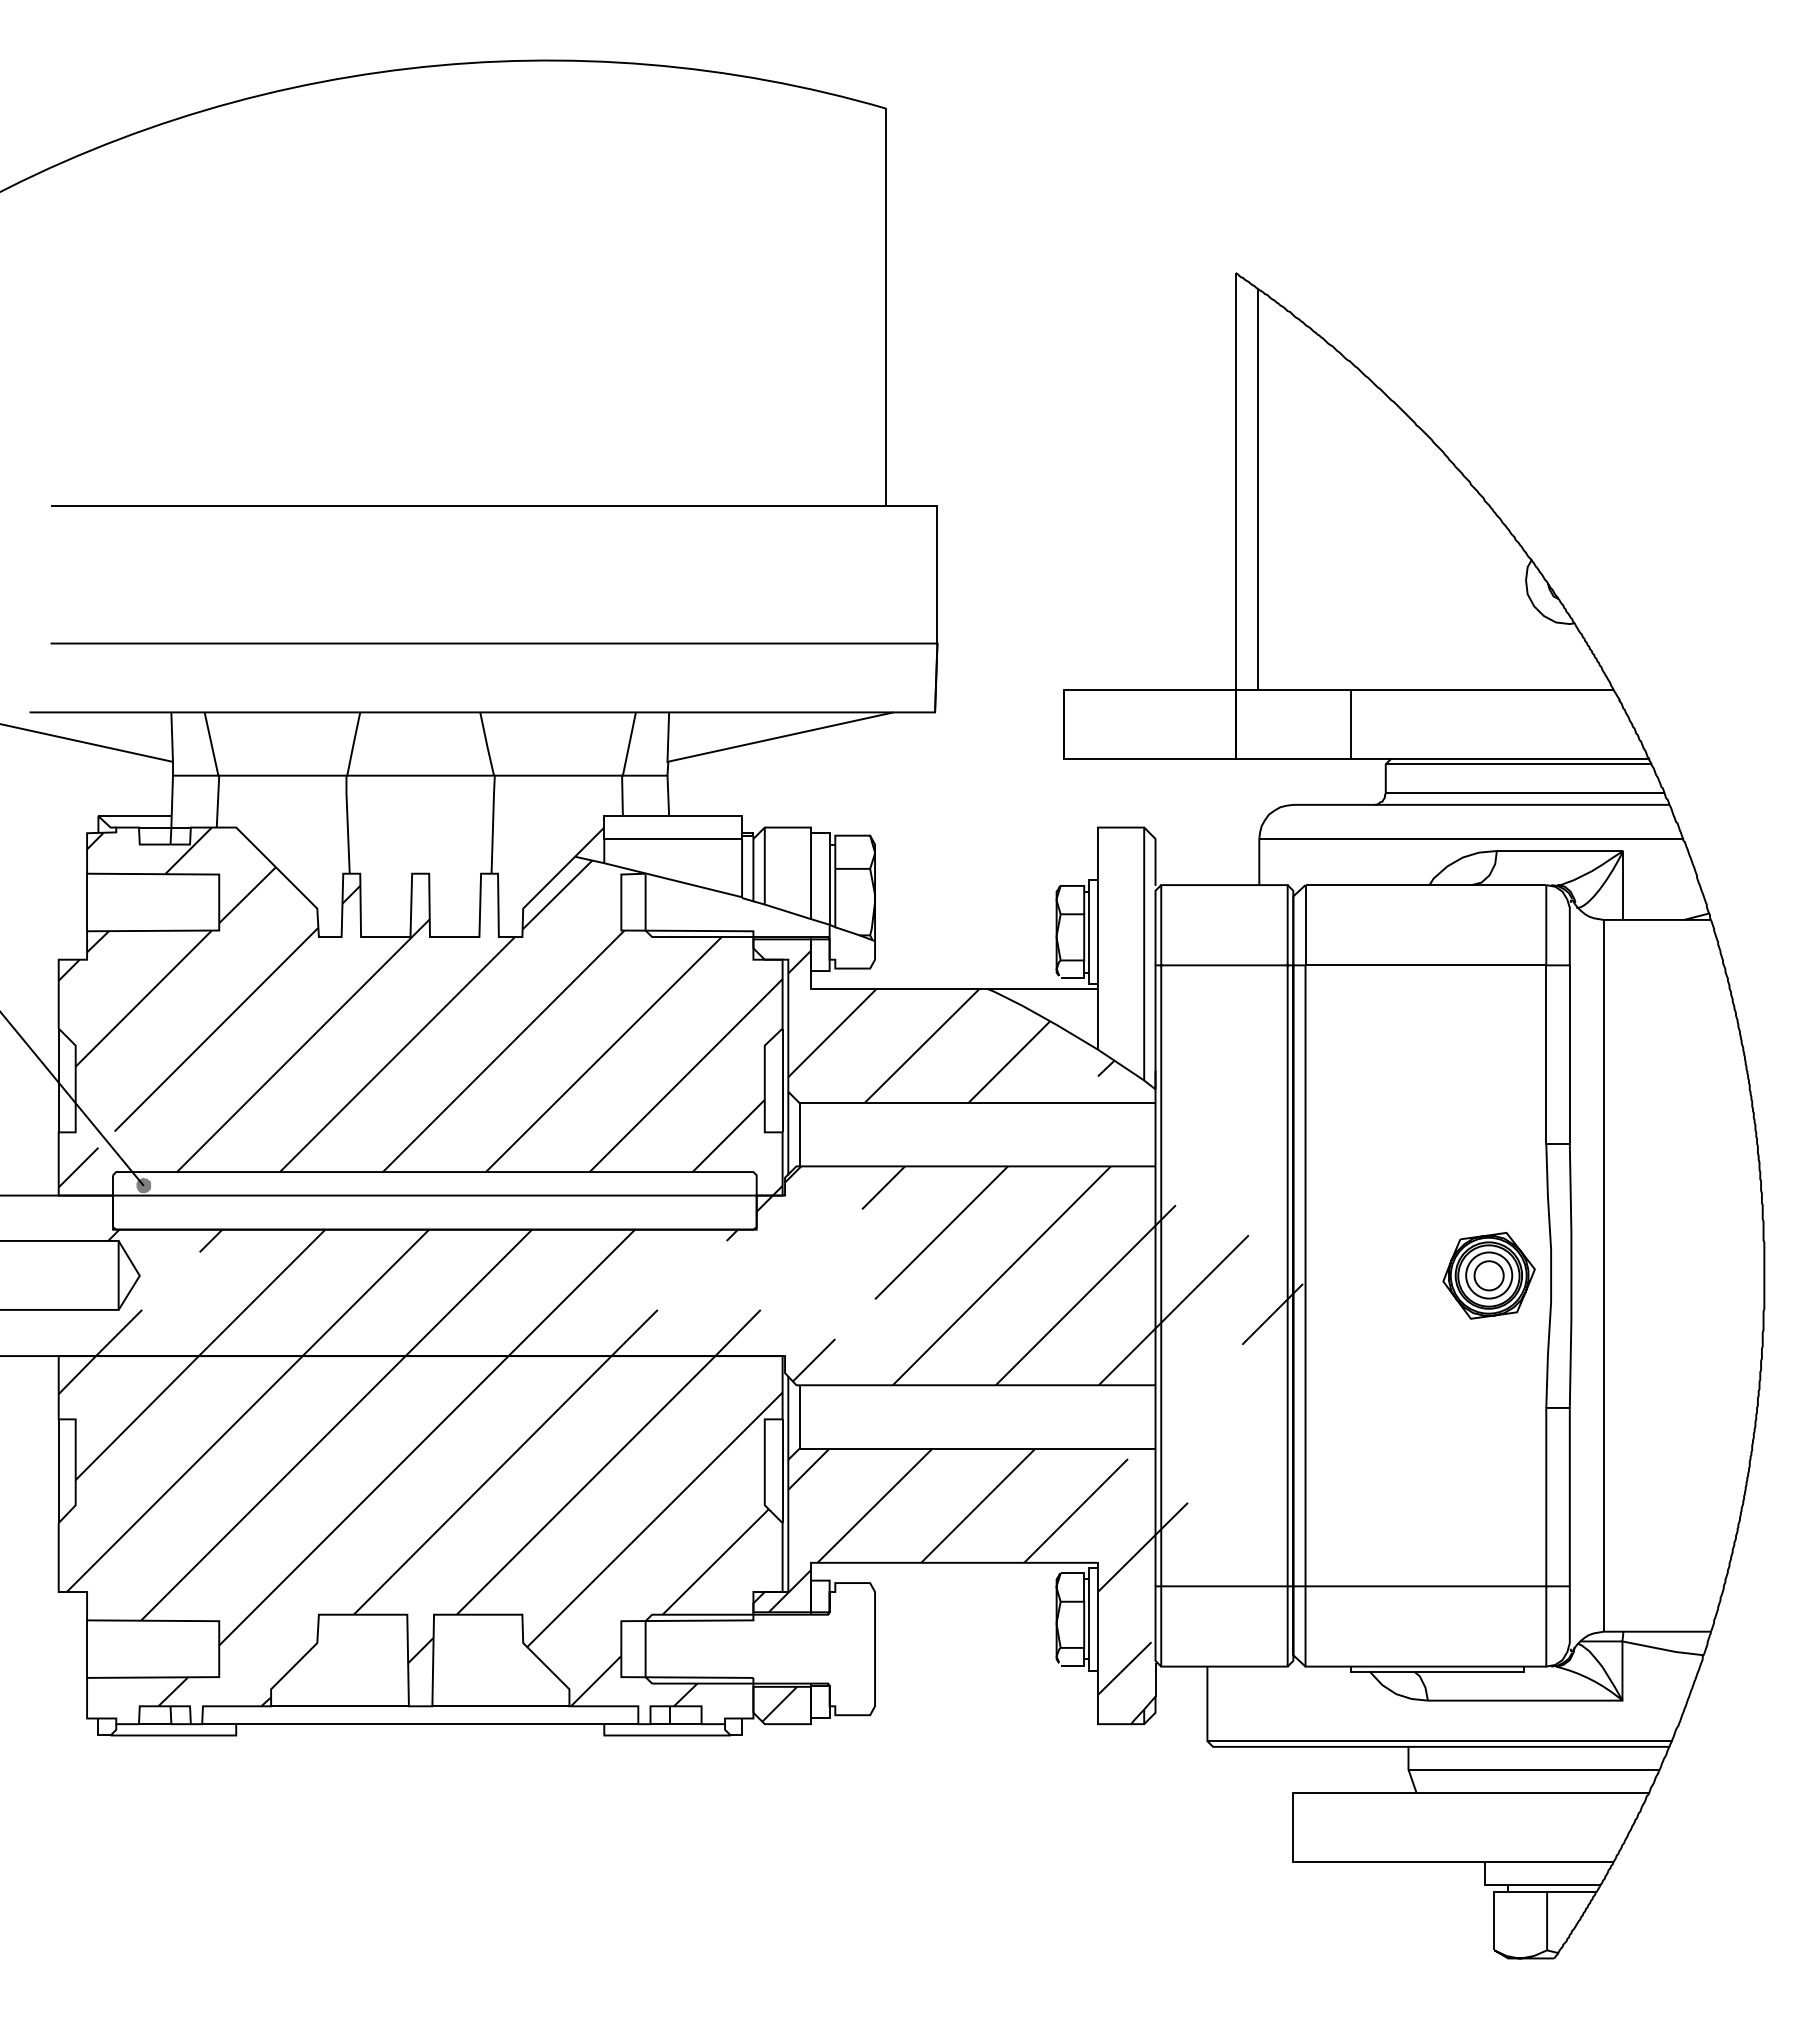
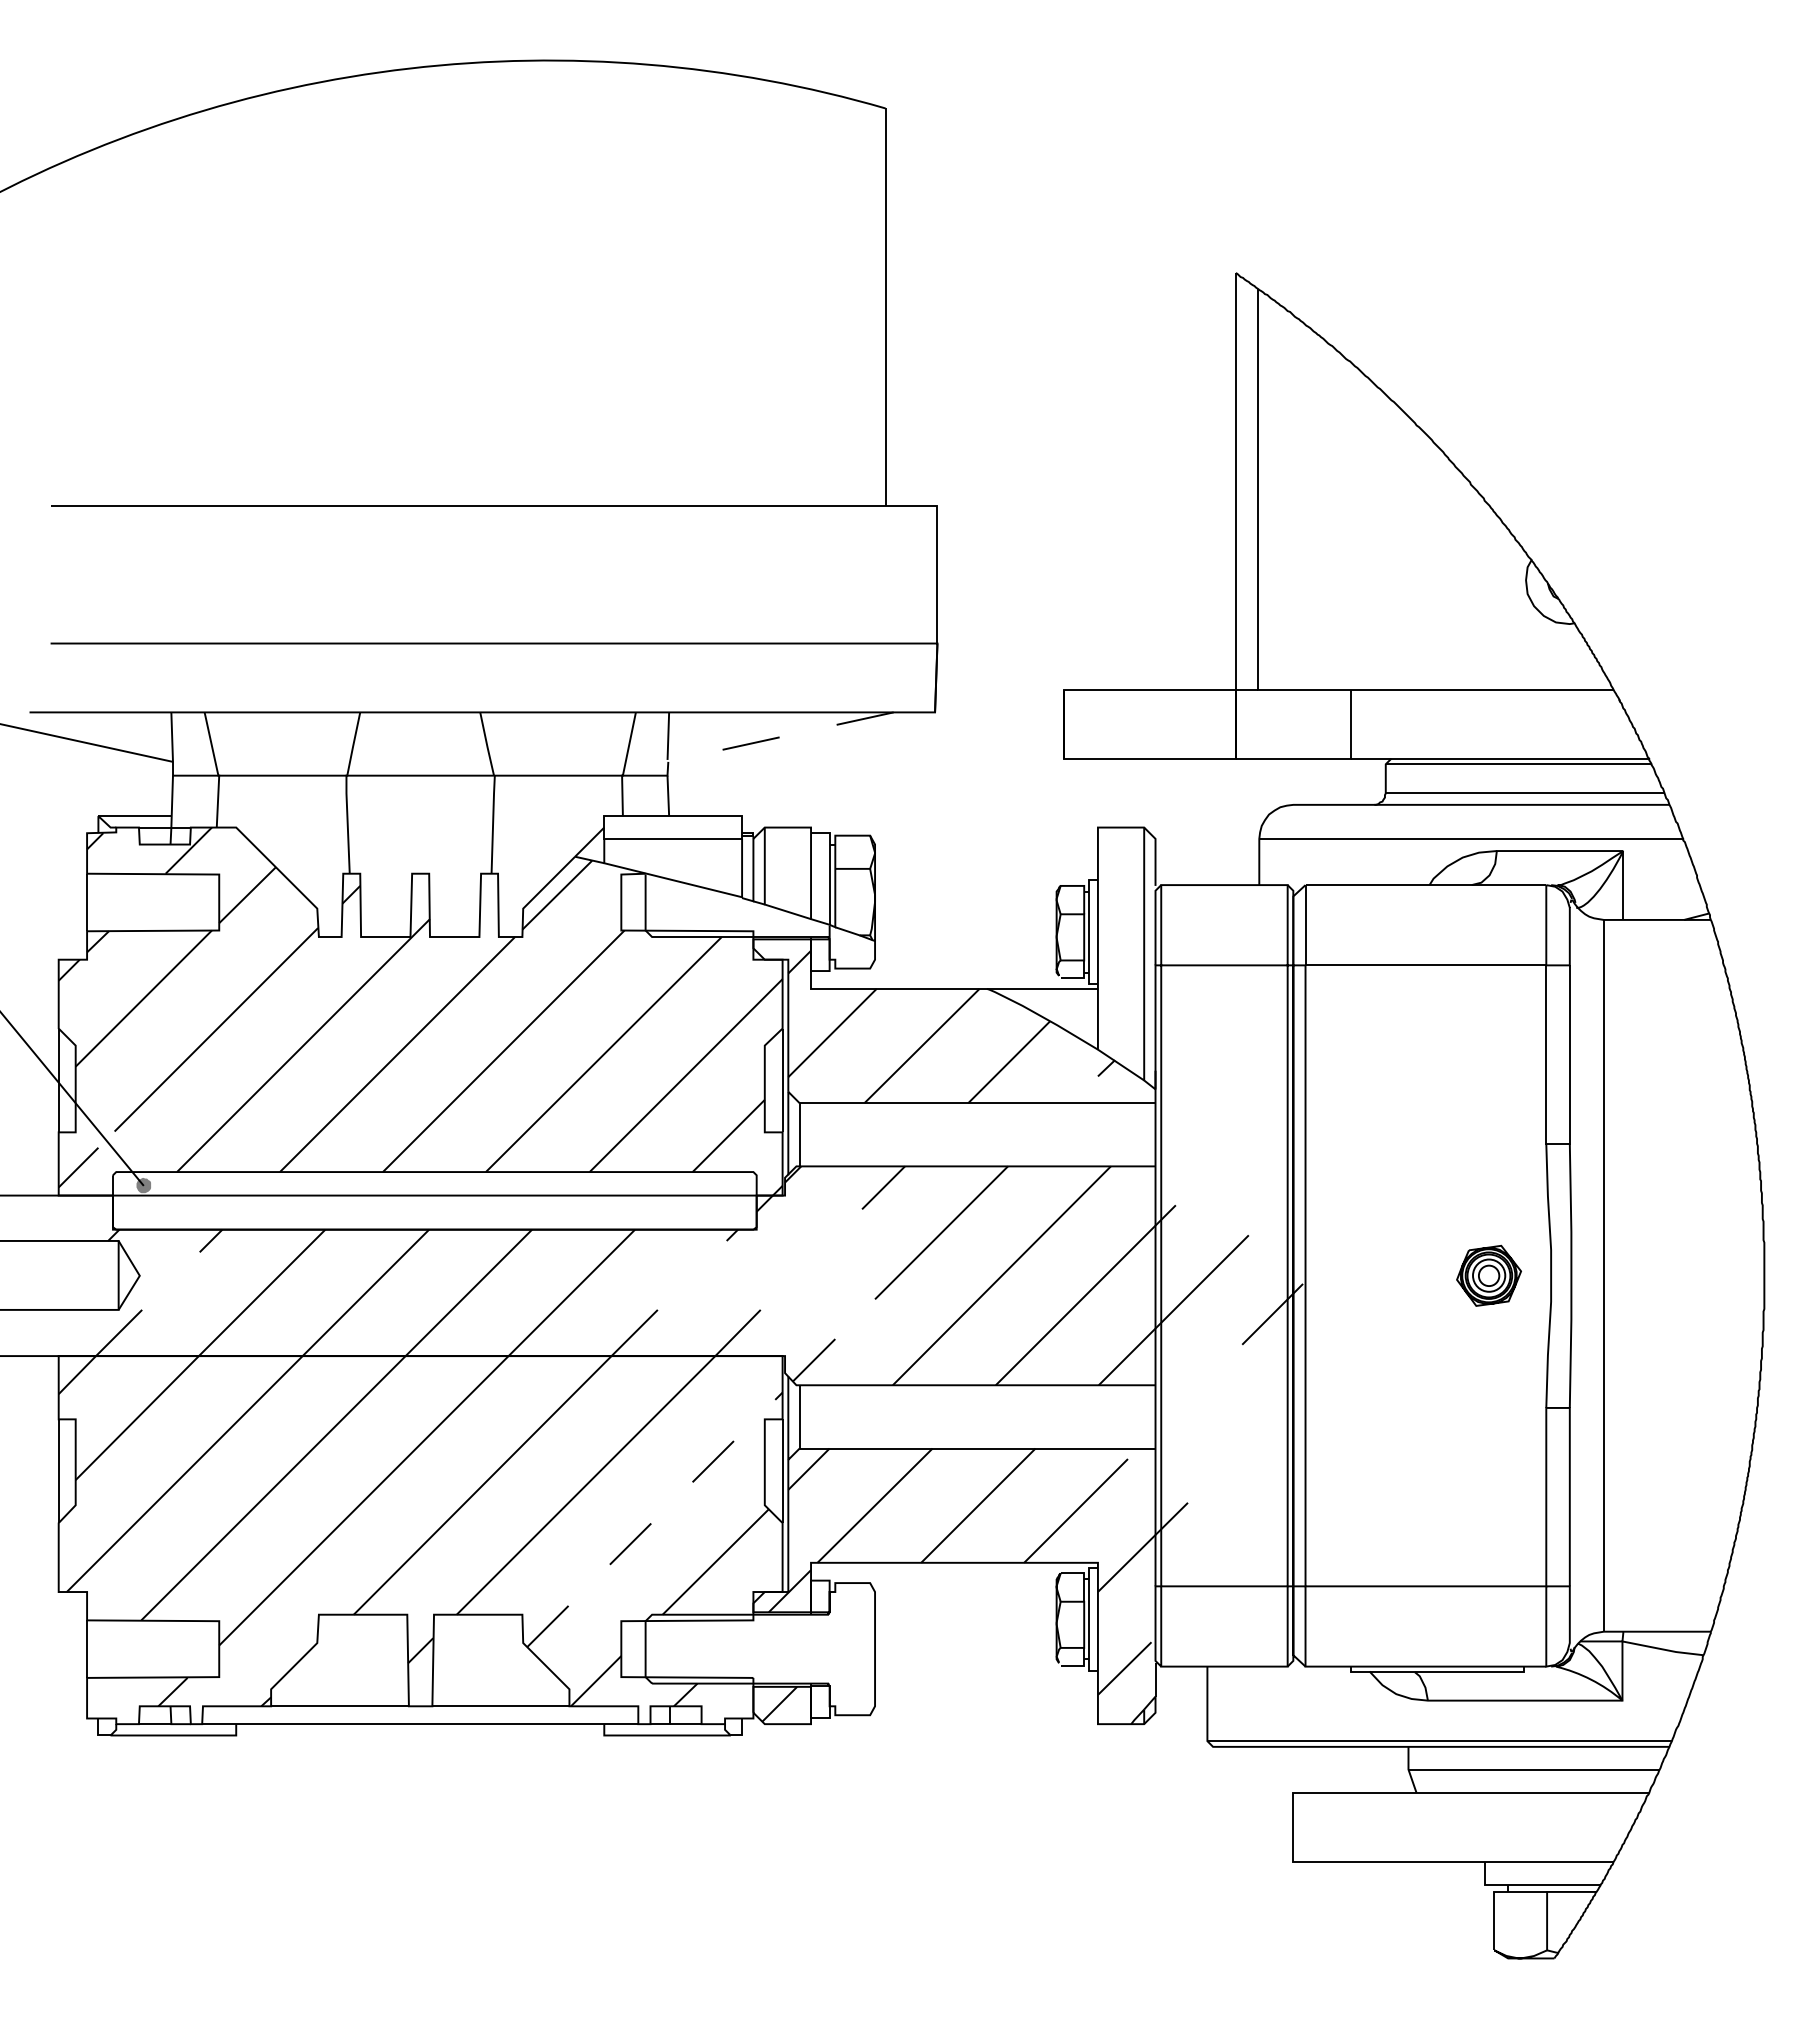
line: solid -> dashed (755, 742)
part size: 94x88 px -> 66x63 px (1488, 1275)
line: solid -> dashed (655, 1519)
